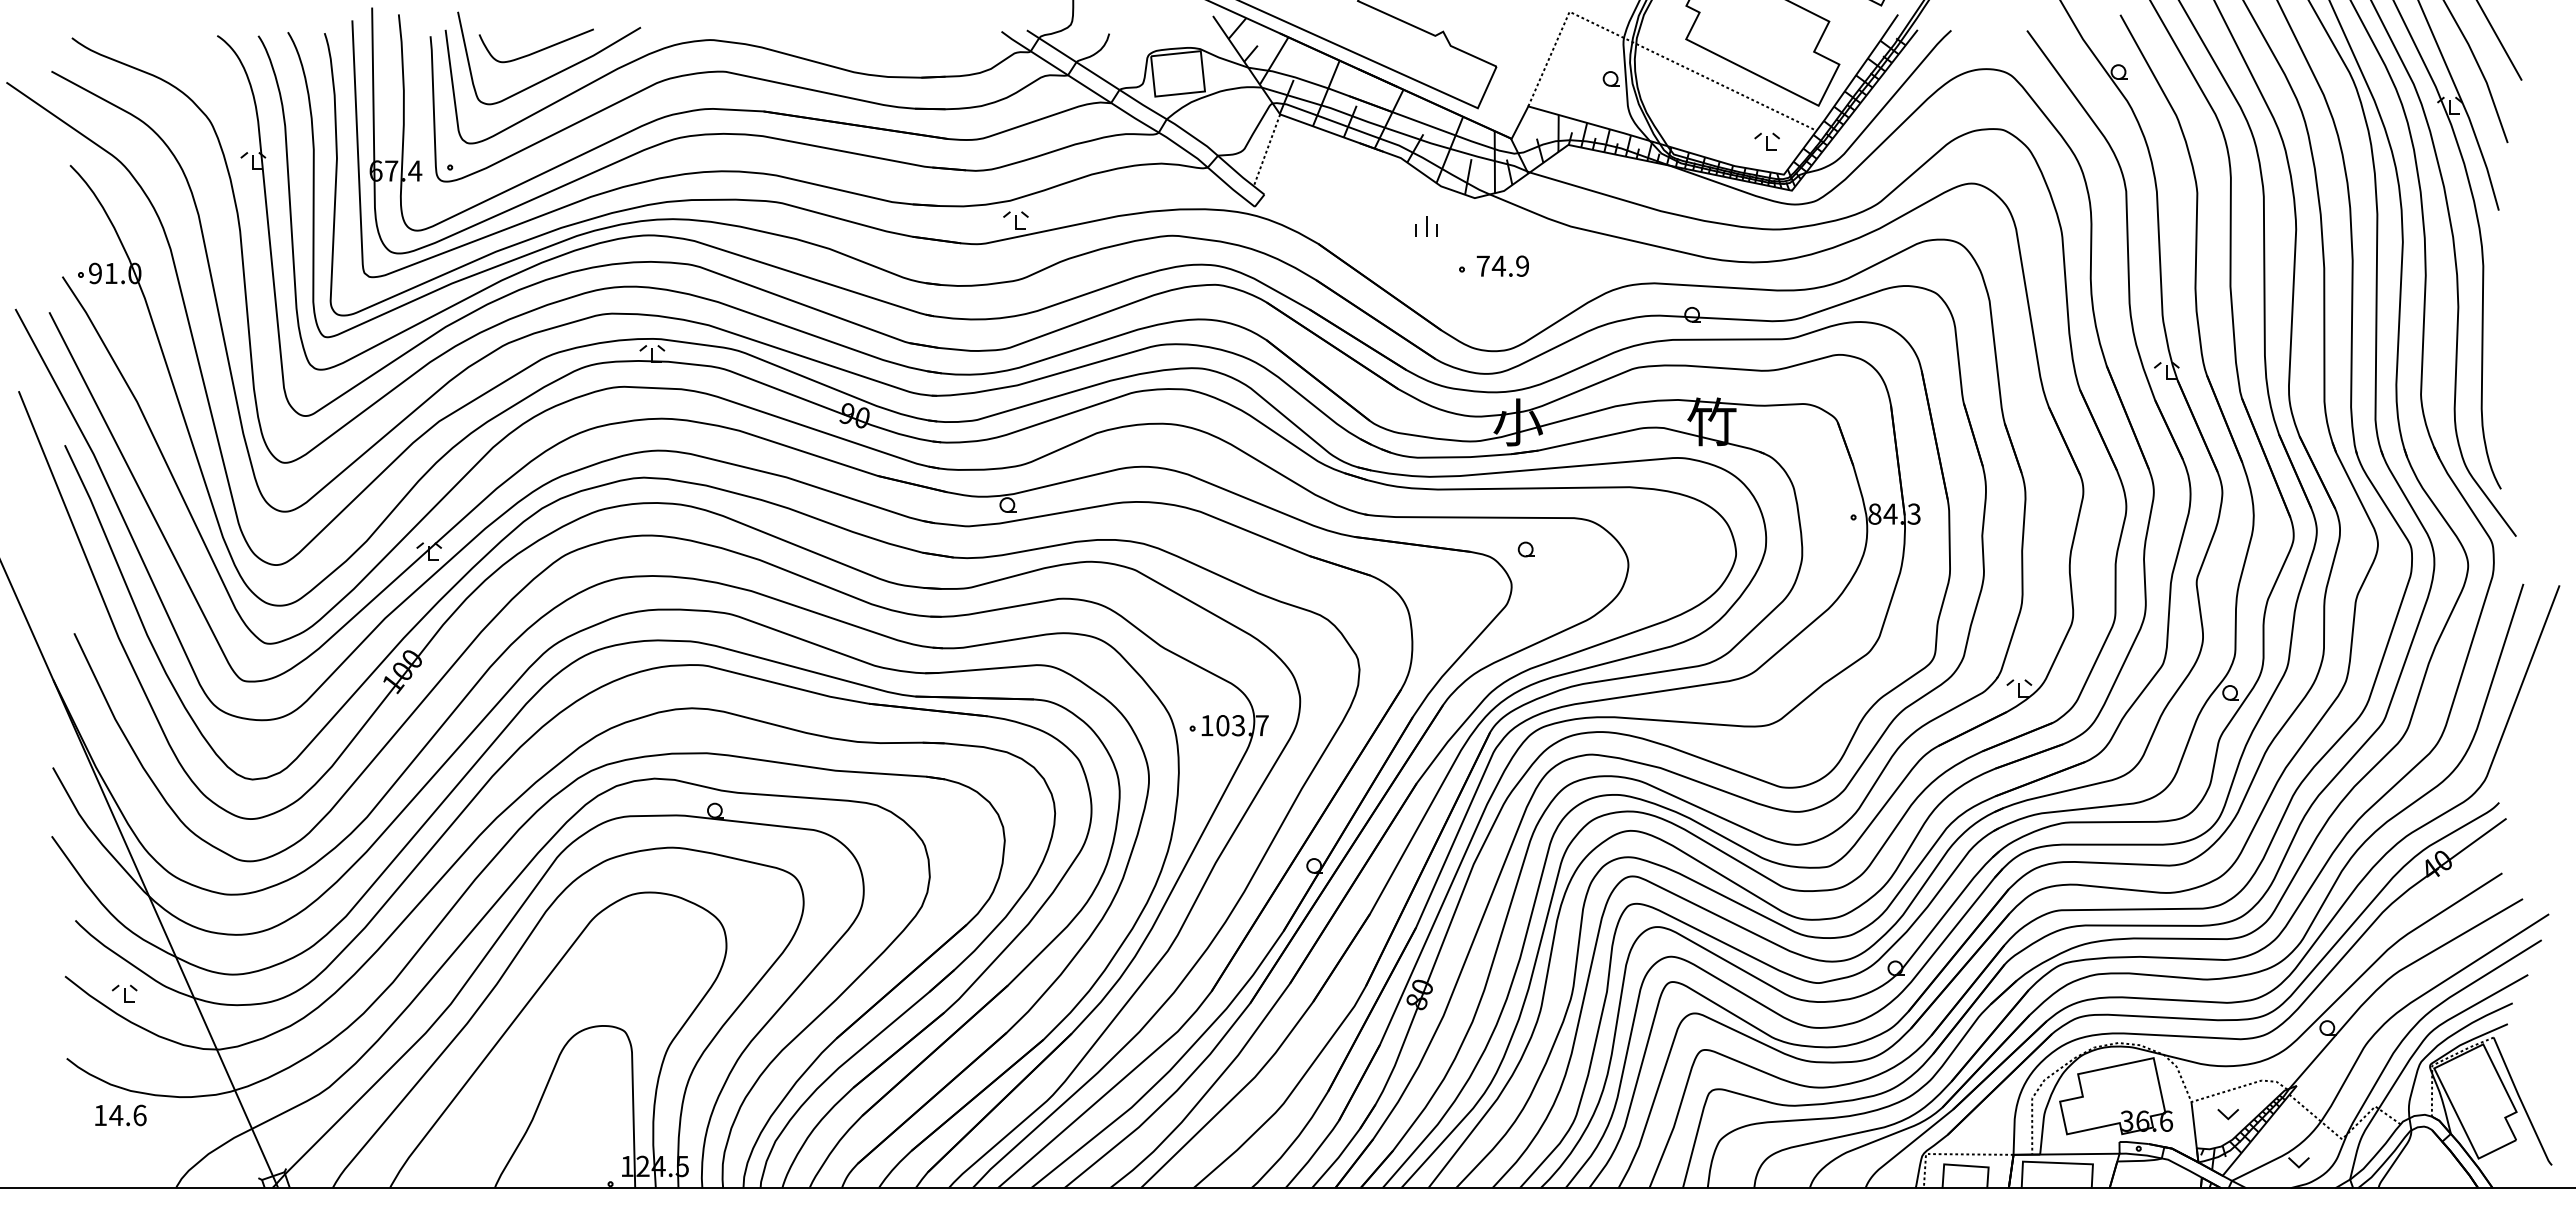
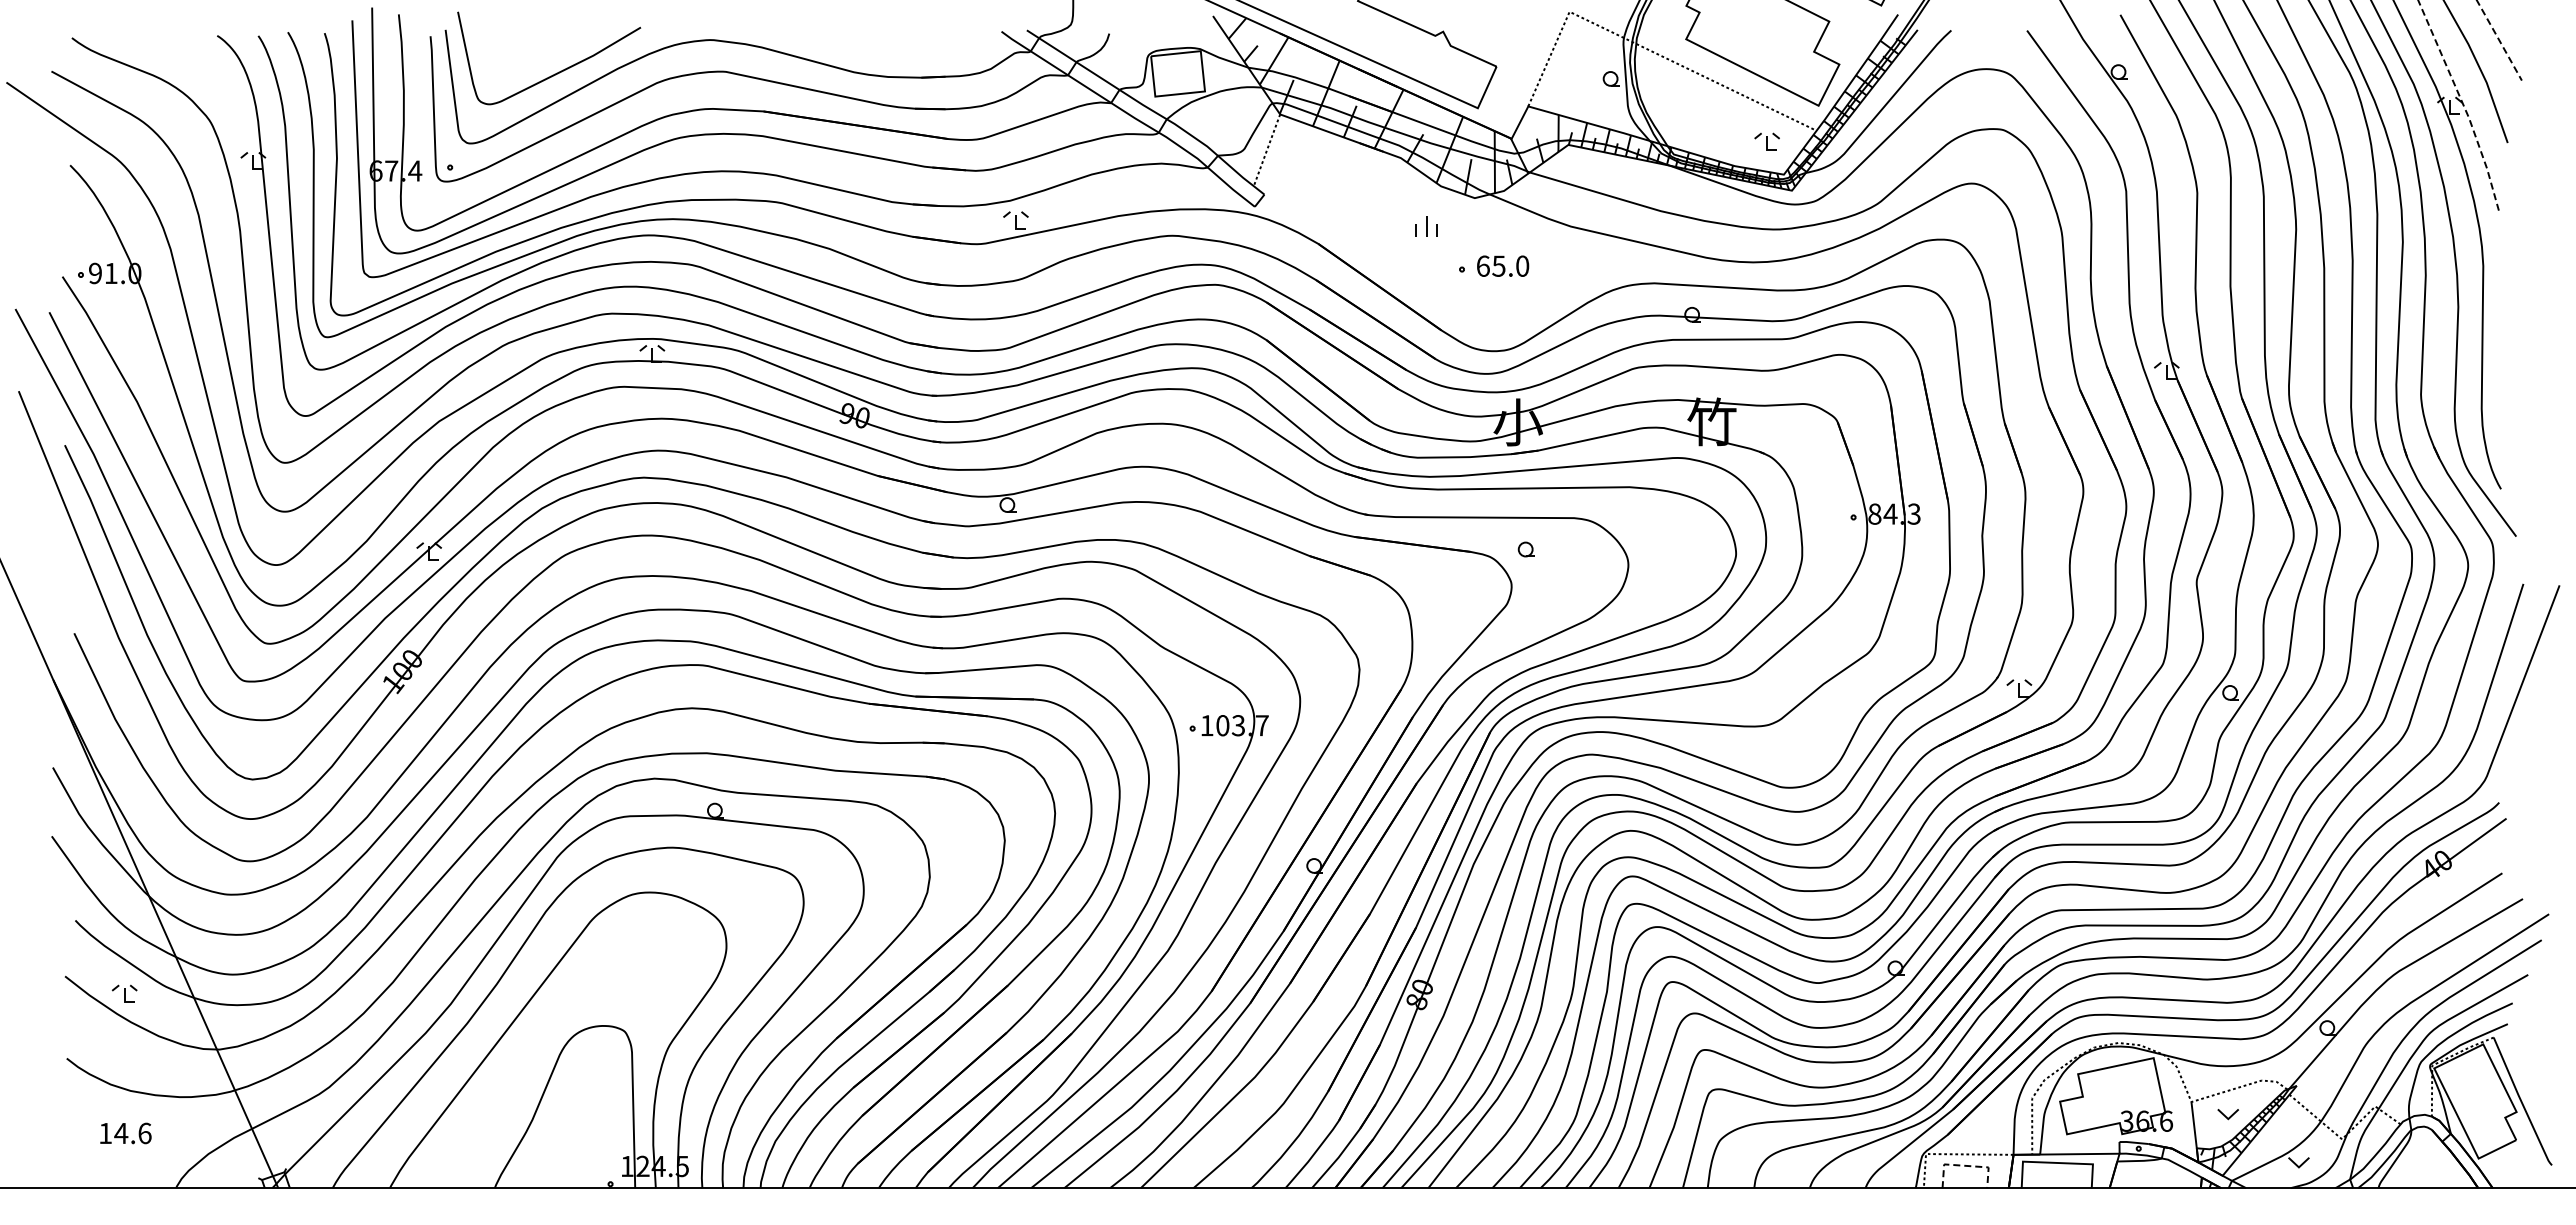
line: solid -> dashed (2499, 40)
curve: present -> none (537, 50)
line: solid -> dashed (2463, 104)
text: 74.9 -> 65.0 (1502, 265)
text position: (120, 1115) -> (125, 1133) (125, 1133)
line: solid -> dashed (1964, 1165)
